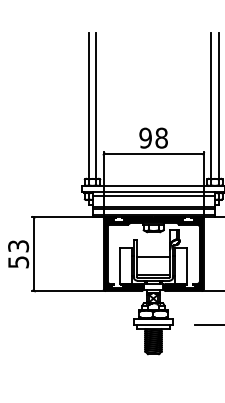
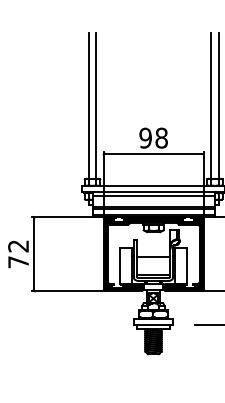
text: 53 -> 72 (18, 254)
